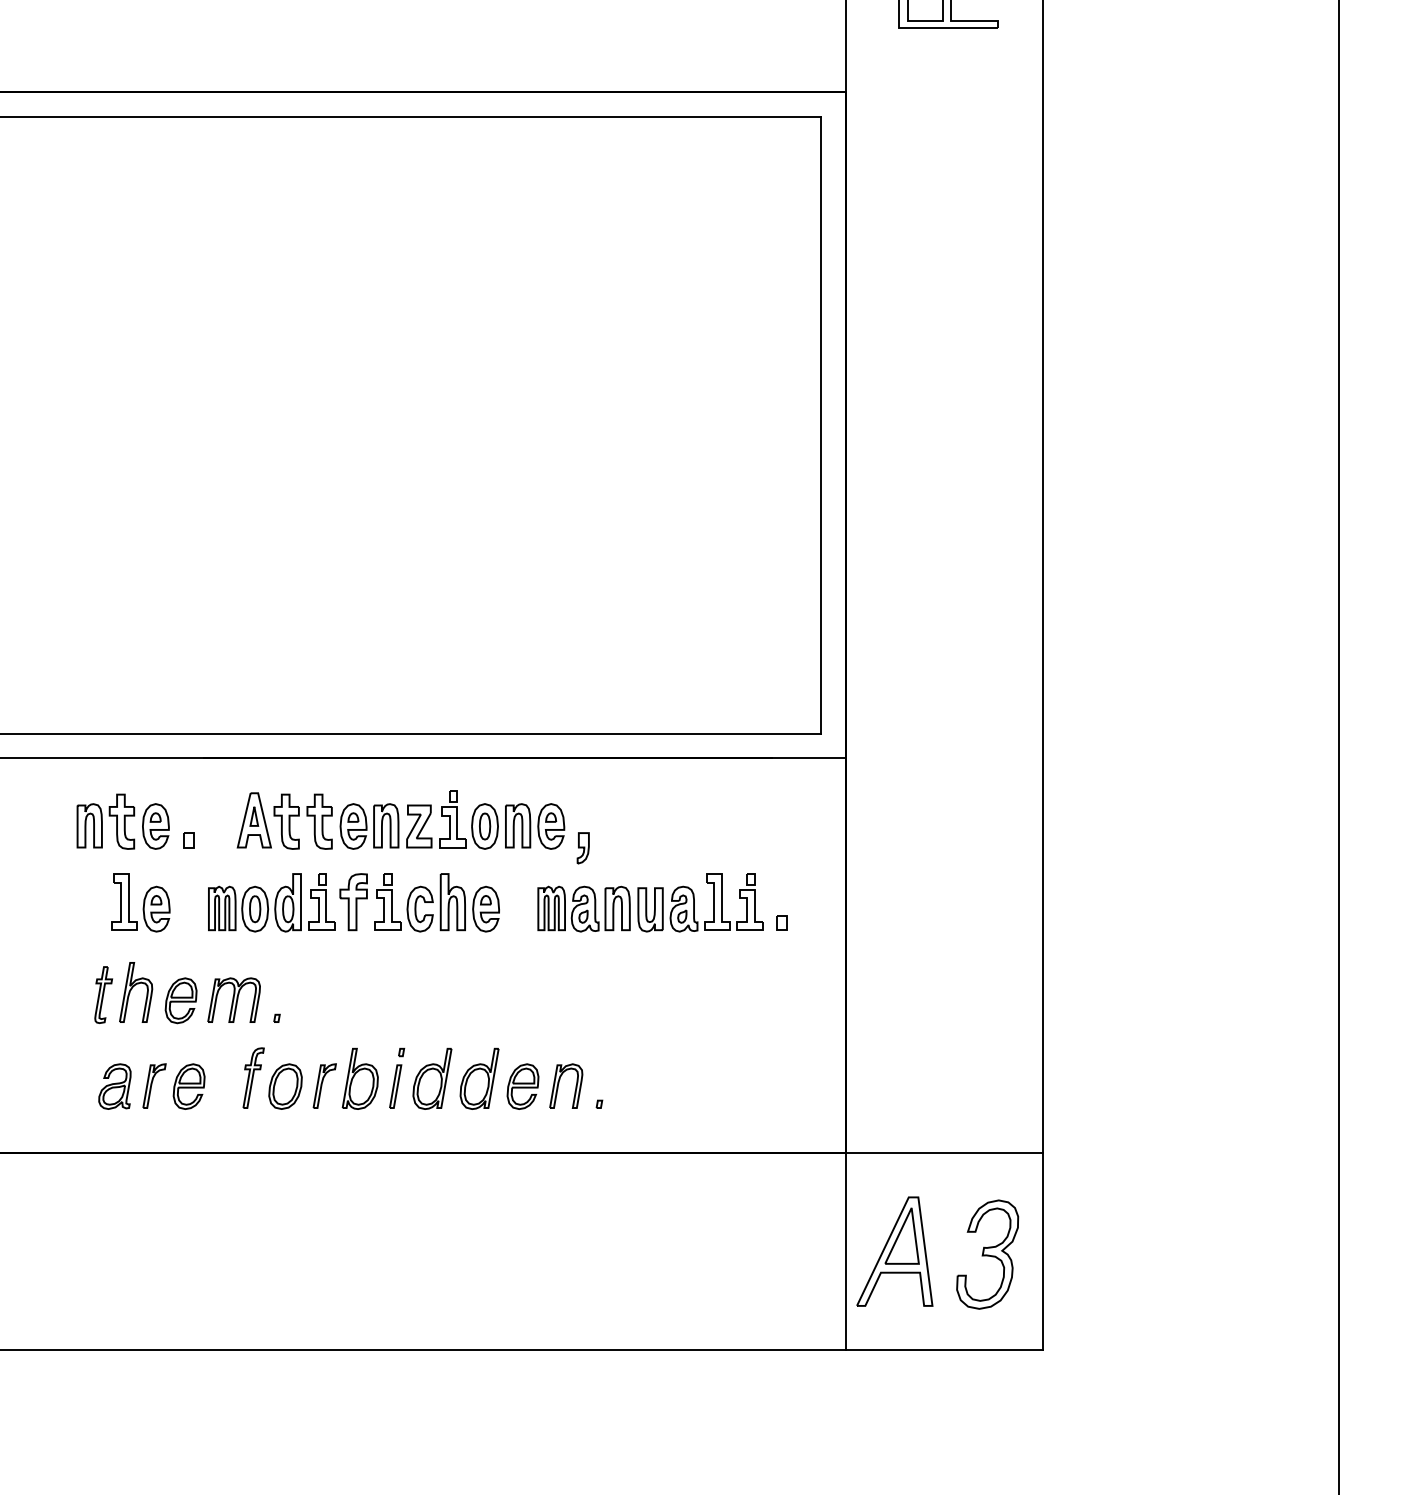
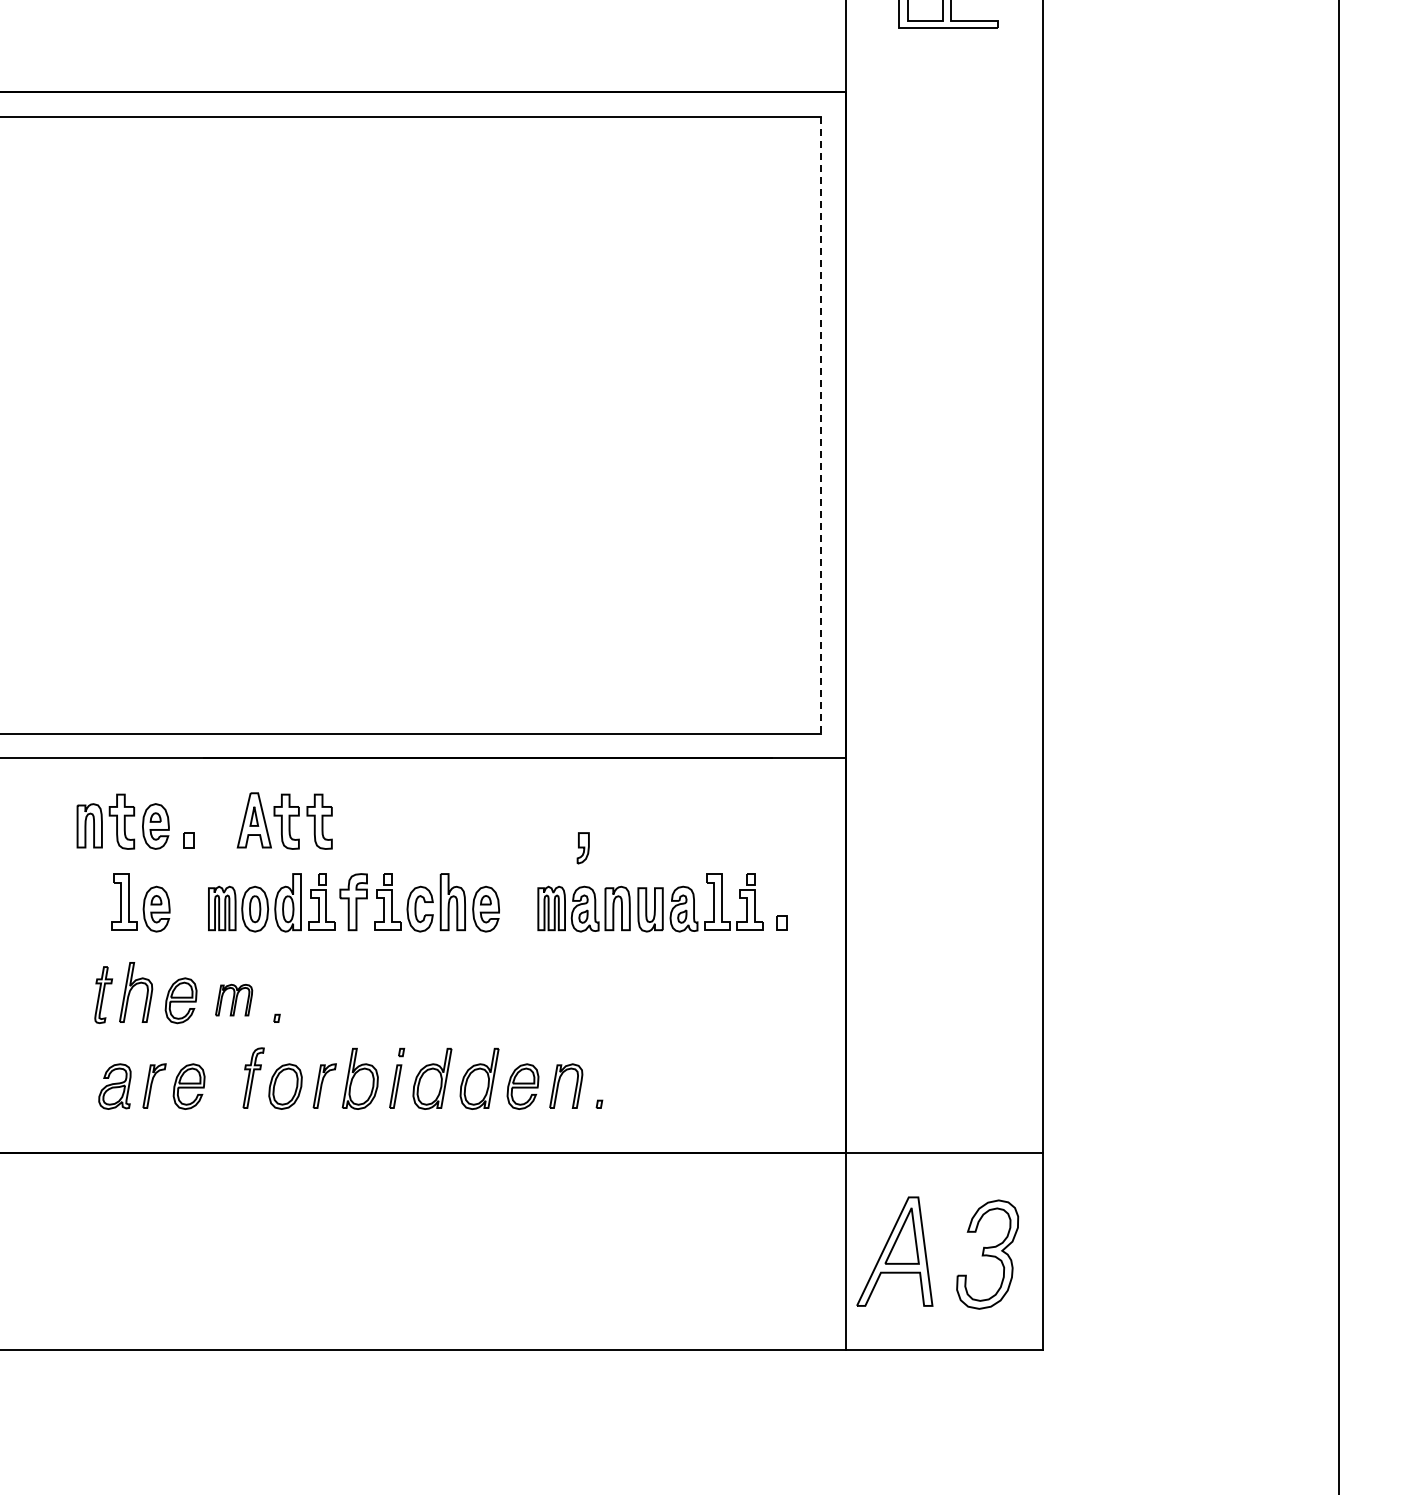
line: solid -> dashed (820, 425)
part: present -> none (452, 819)
part size: 54x46 px -> 39x34 px (234, 999)
